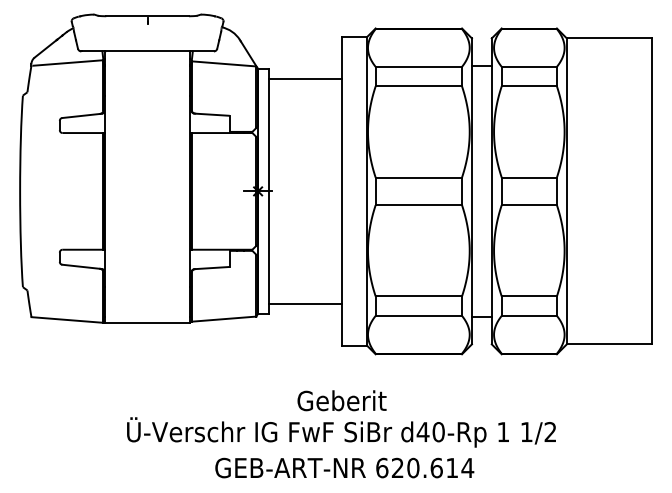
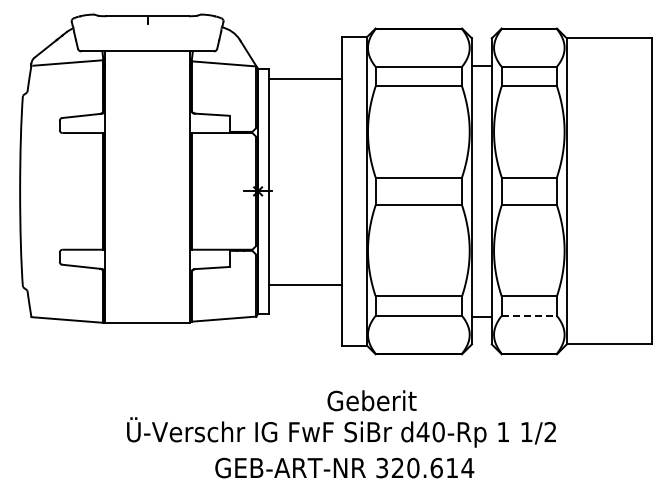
line position: (305, 303) -> (305, 284) (305, 284)
line: solid -> dashed (529, 315)
text position: (341, 400) -> (371, 400) (371, 400)
text: 620.614 -> 320.614 (382, 467)
